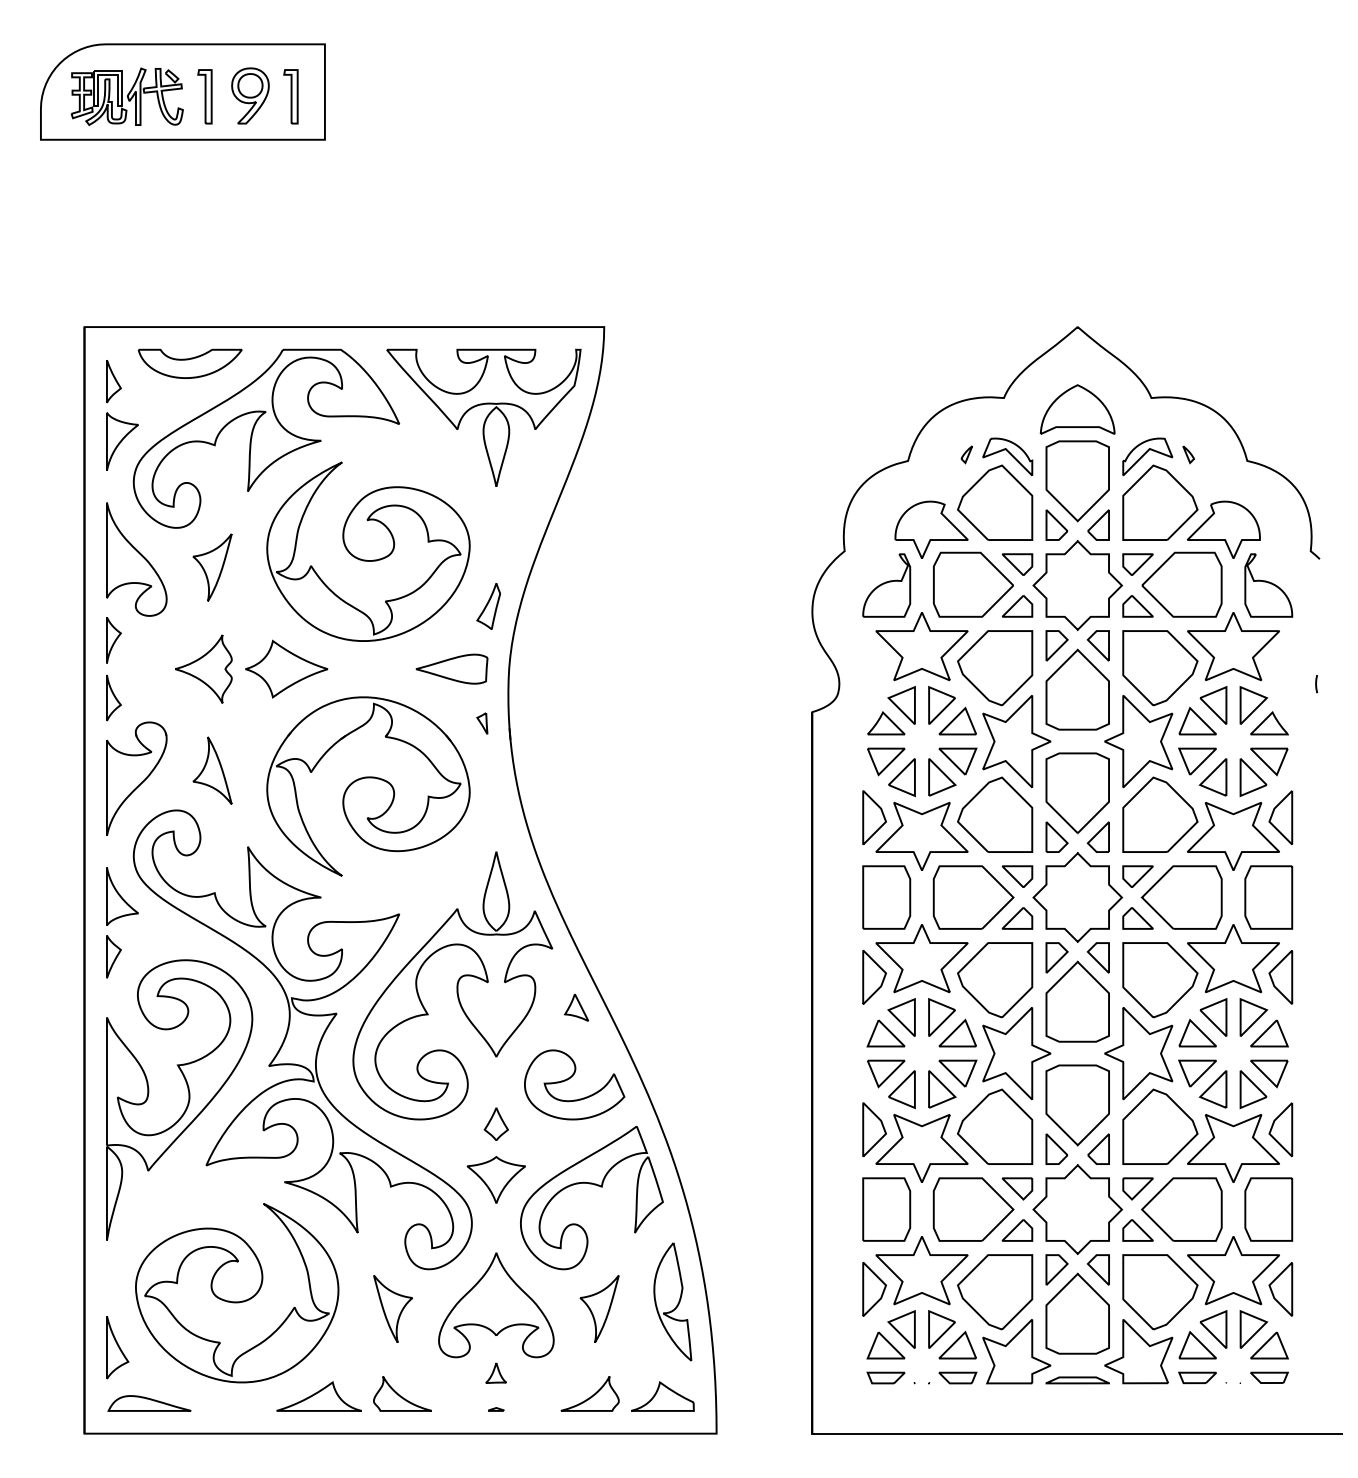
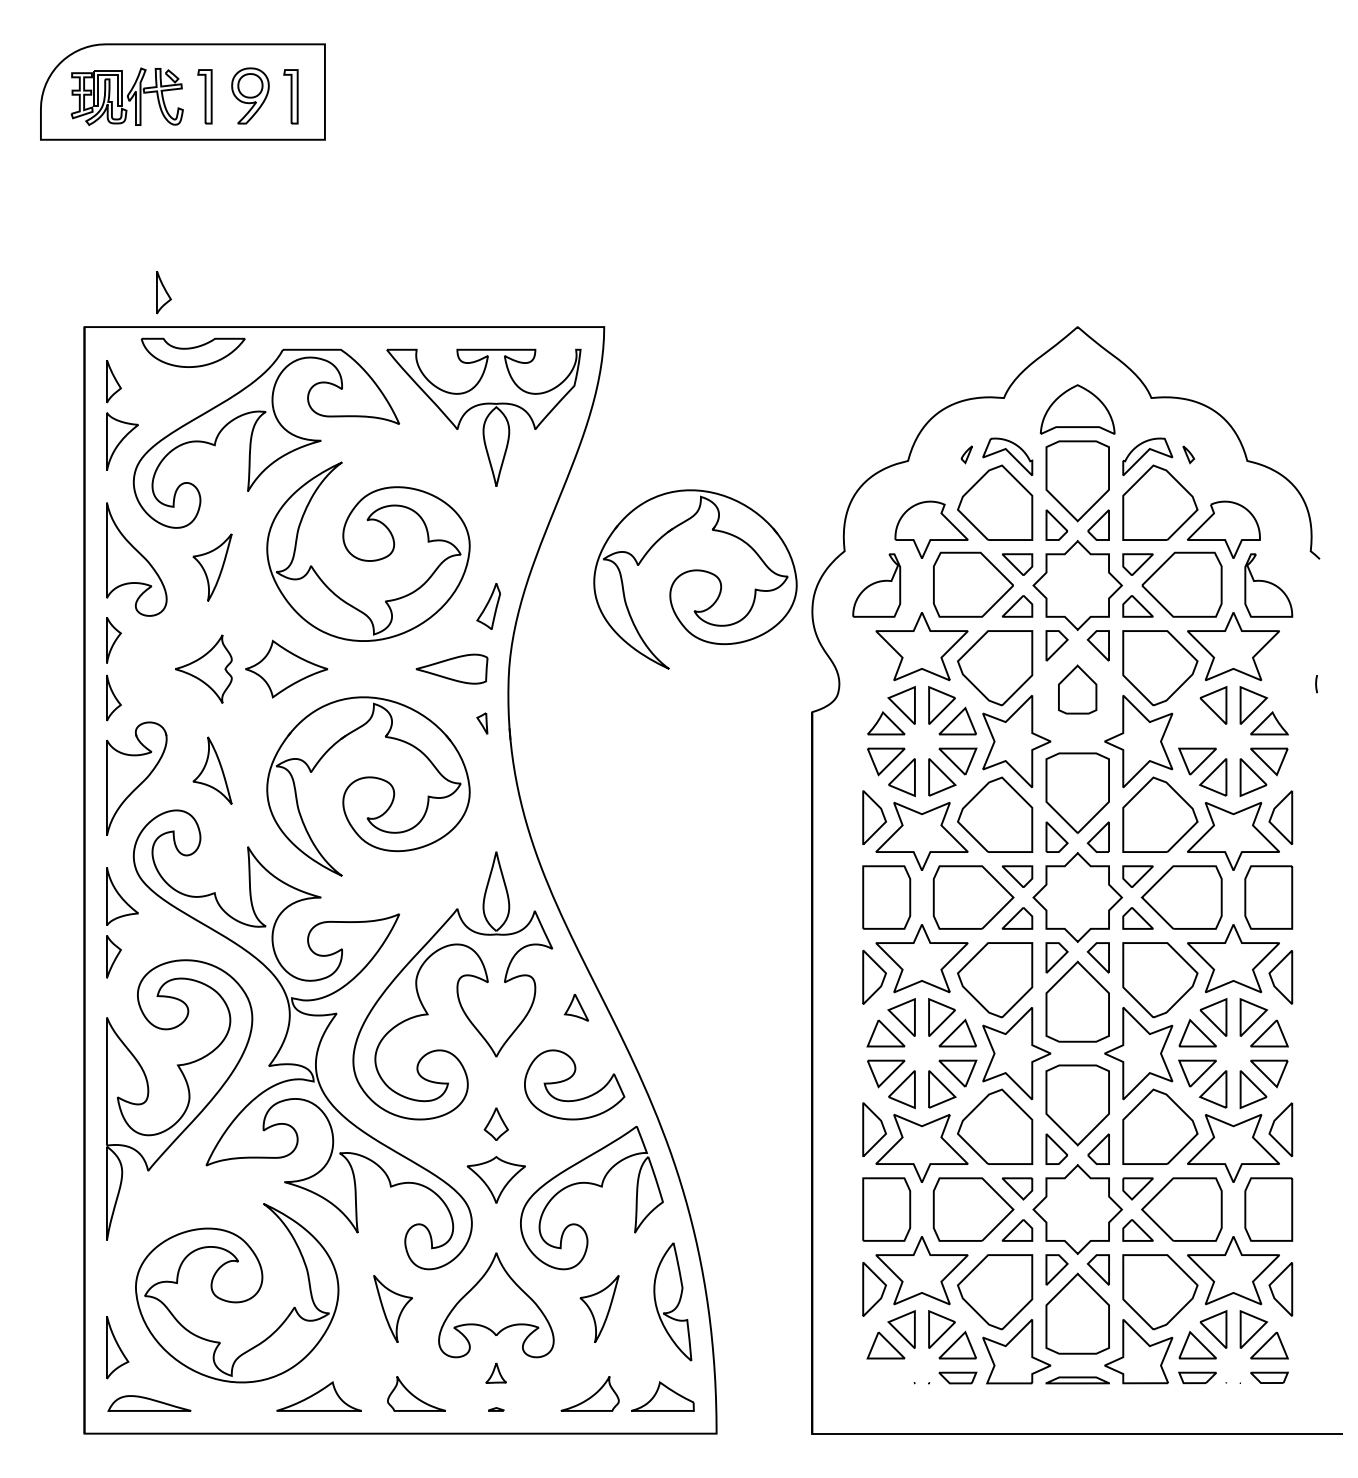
part: none -> present (163, 292)
part position: (189, 363) -> (192, 352) (192, 352)
part: none -> present (695, 579)
part position: (886, 585) -> (876, 585) (876, 585)
part size: 65x83 px -> 40x51 px (1077, 689)
part: present -> none (1197, 720)
part: present -> none (885, 1377)
part position: (402, 1393) -> (416, 1393) (416, 1393)
